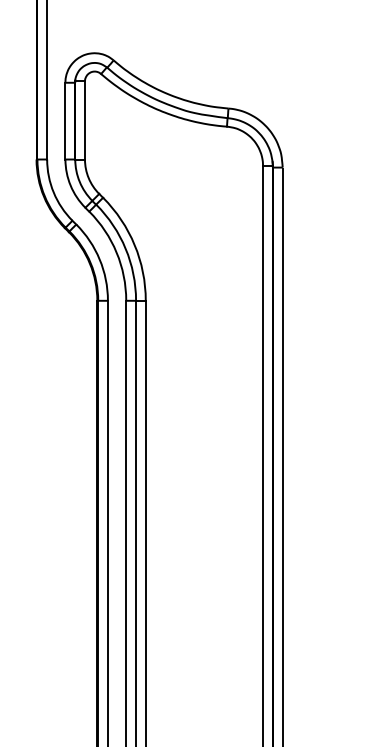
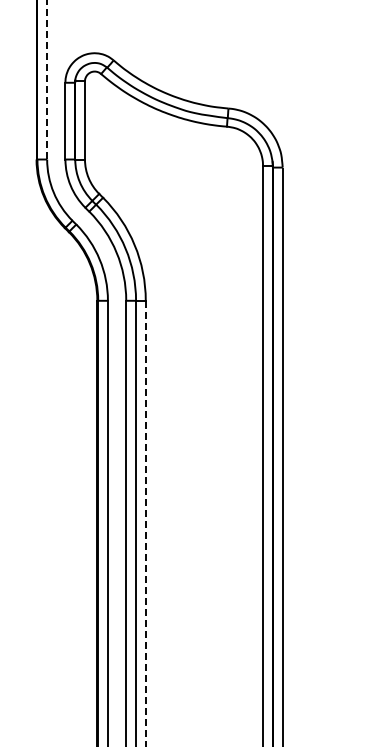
line: solid -> dashed (47, 80)
line: solid -> dashed (145, 523)
